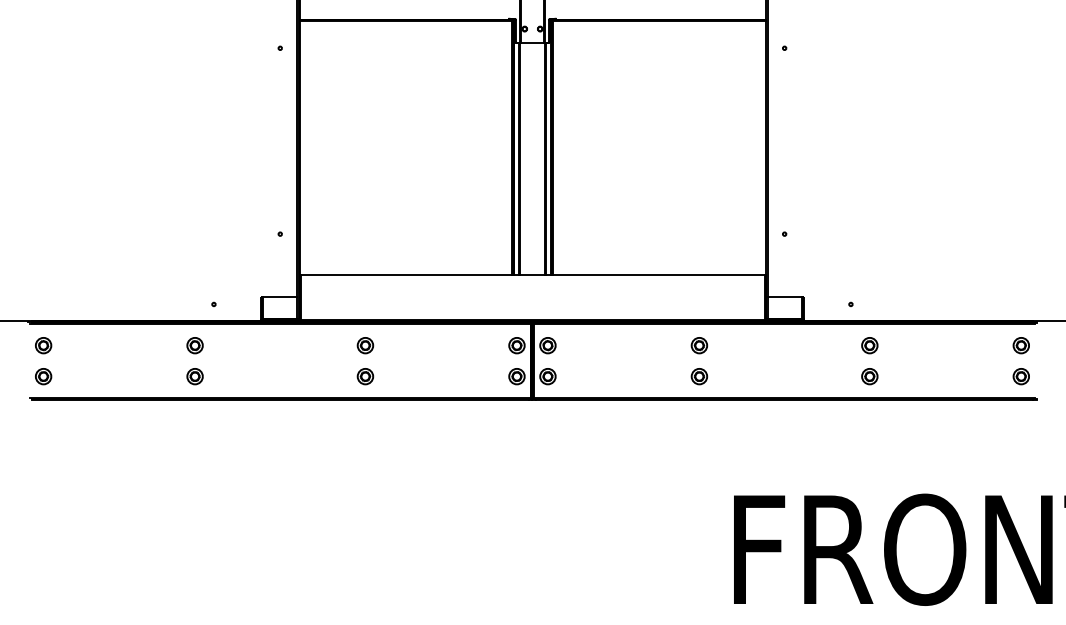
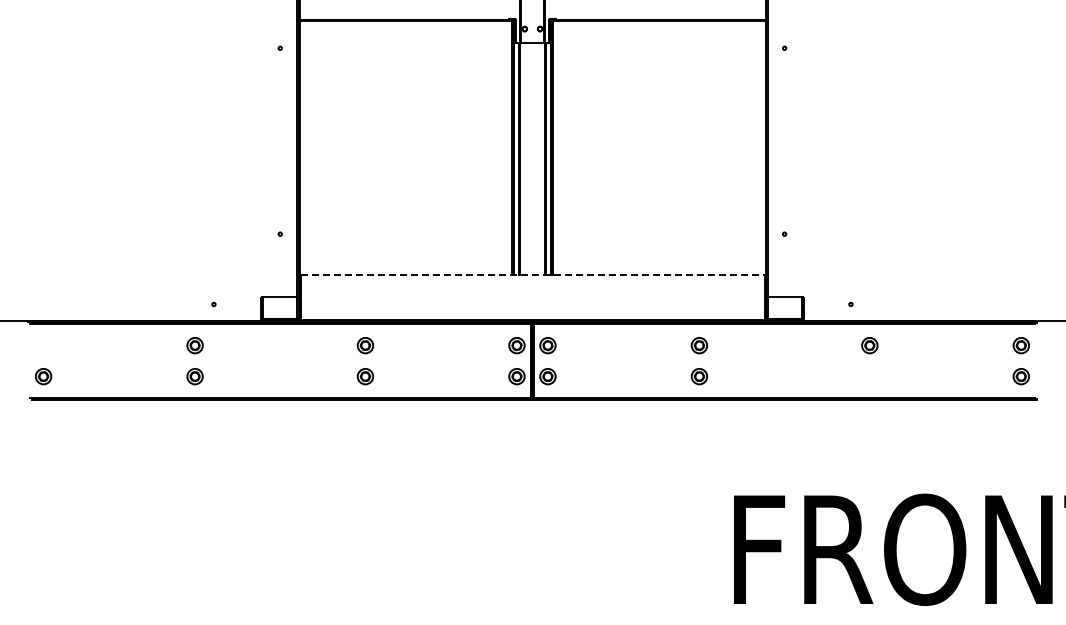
line: solid -> dashed (532, 274)
part: present -> none (43, 345)
part: present -> none (869, 376)
